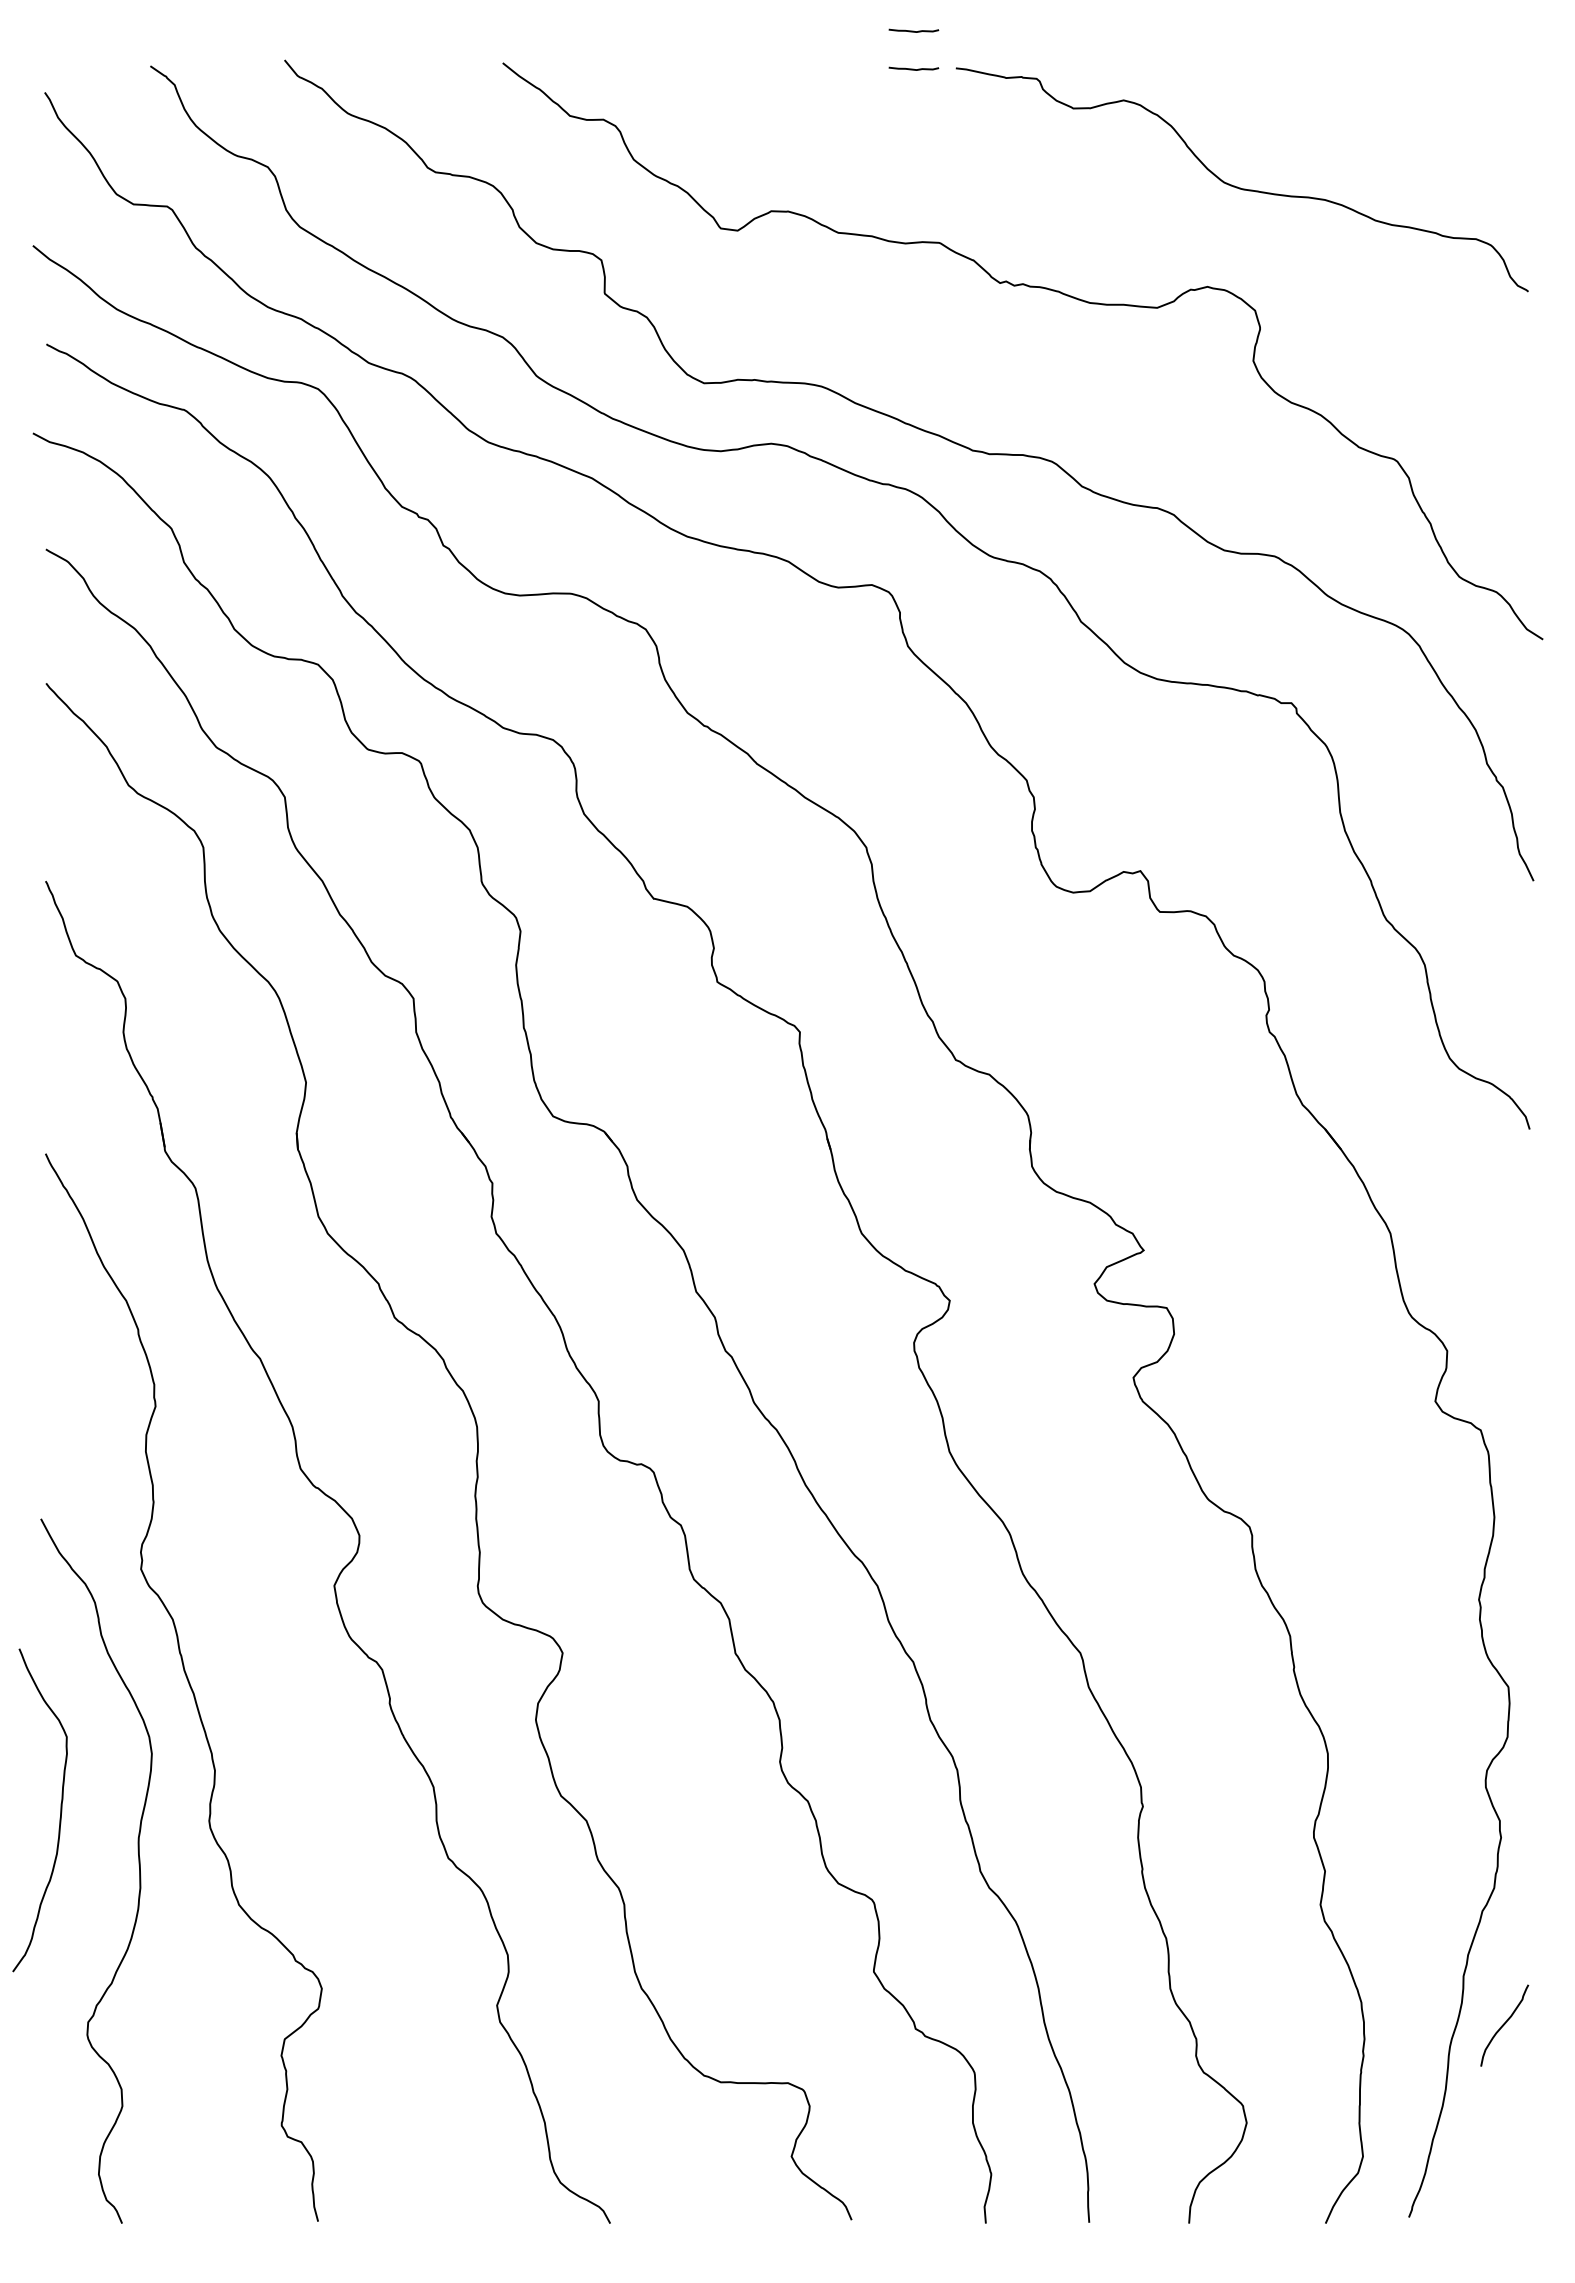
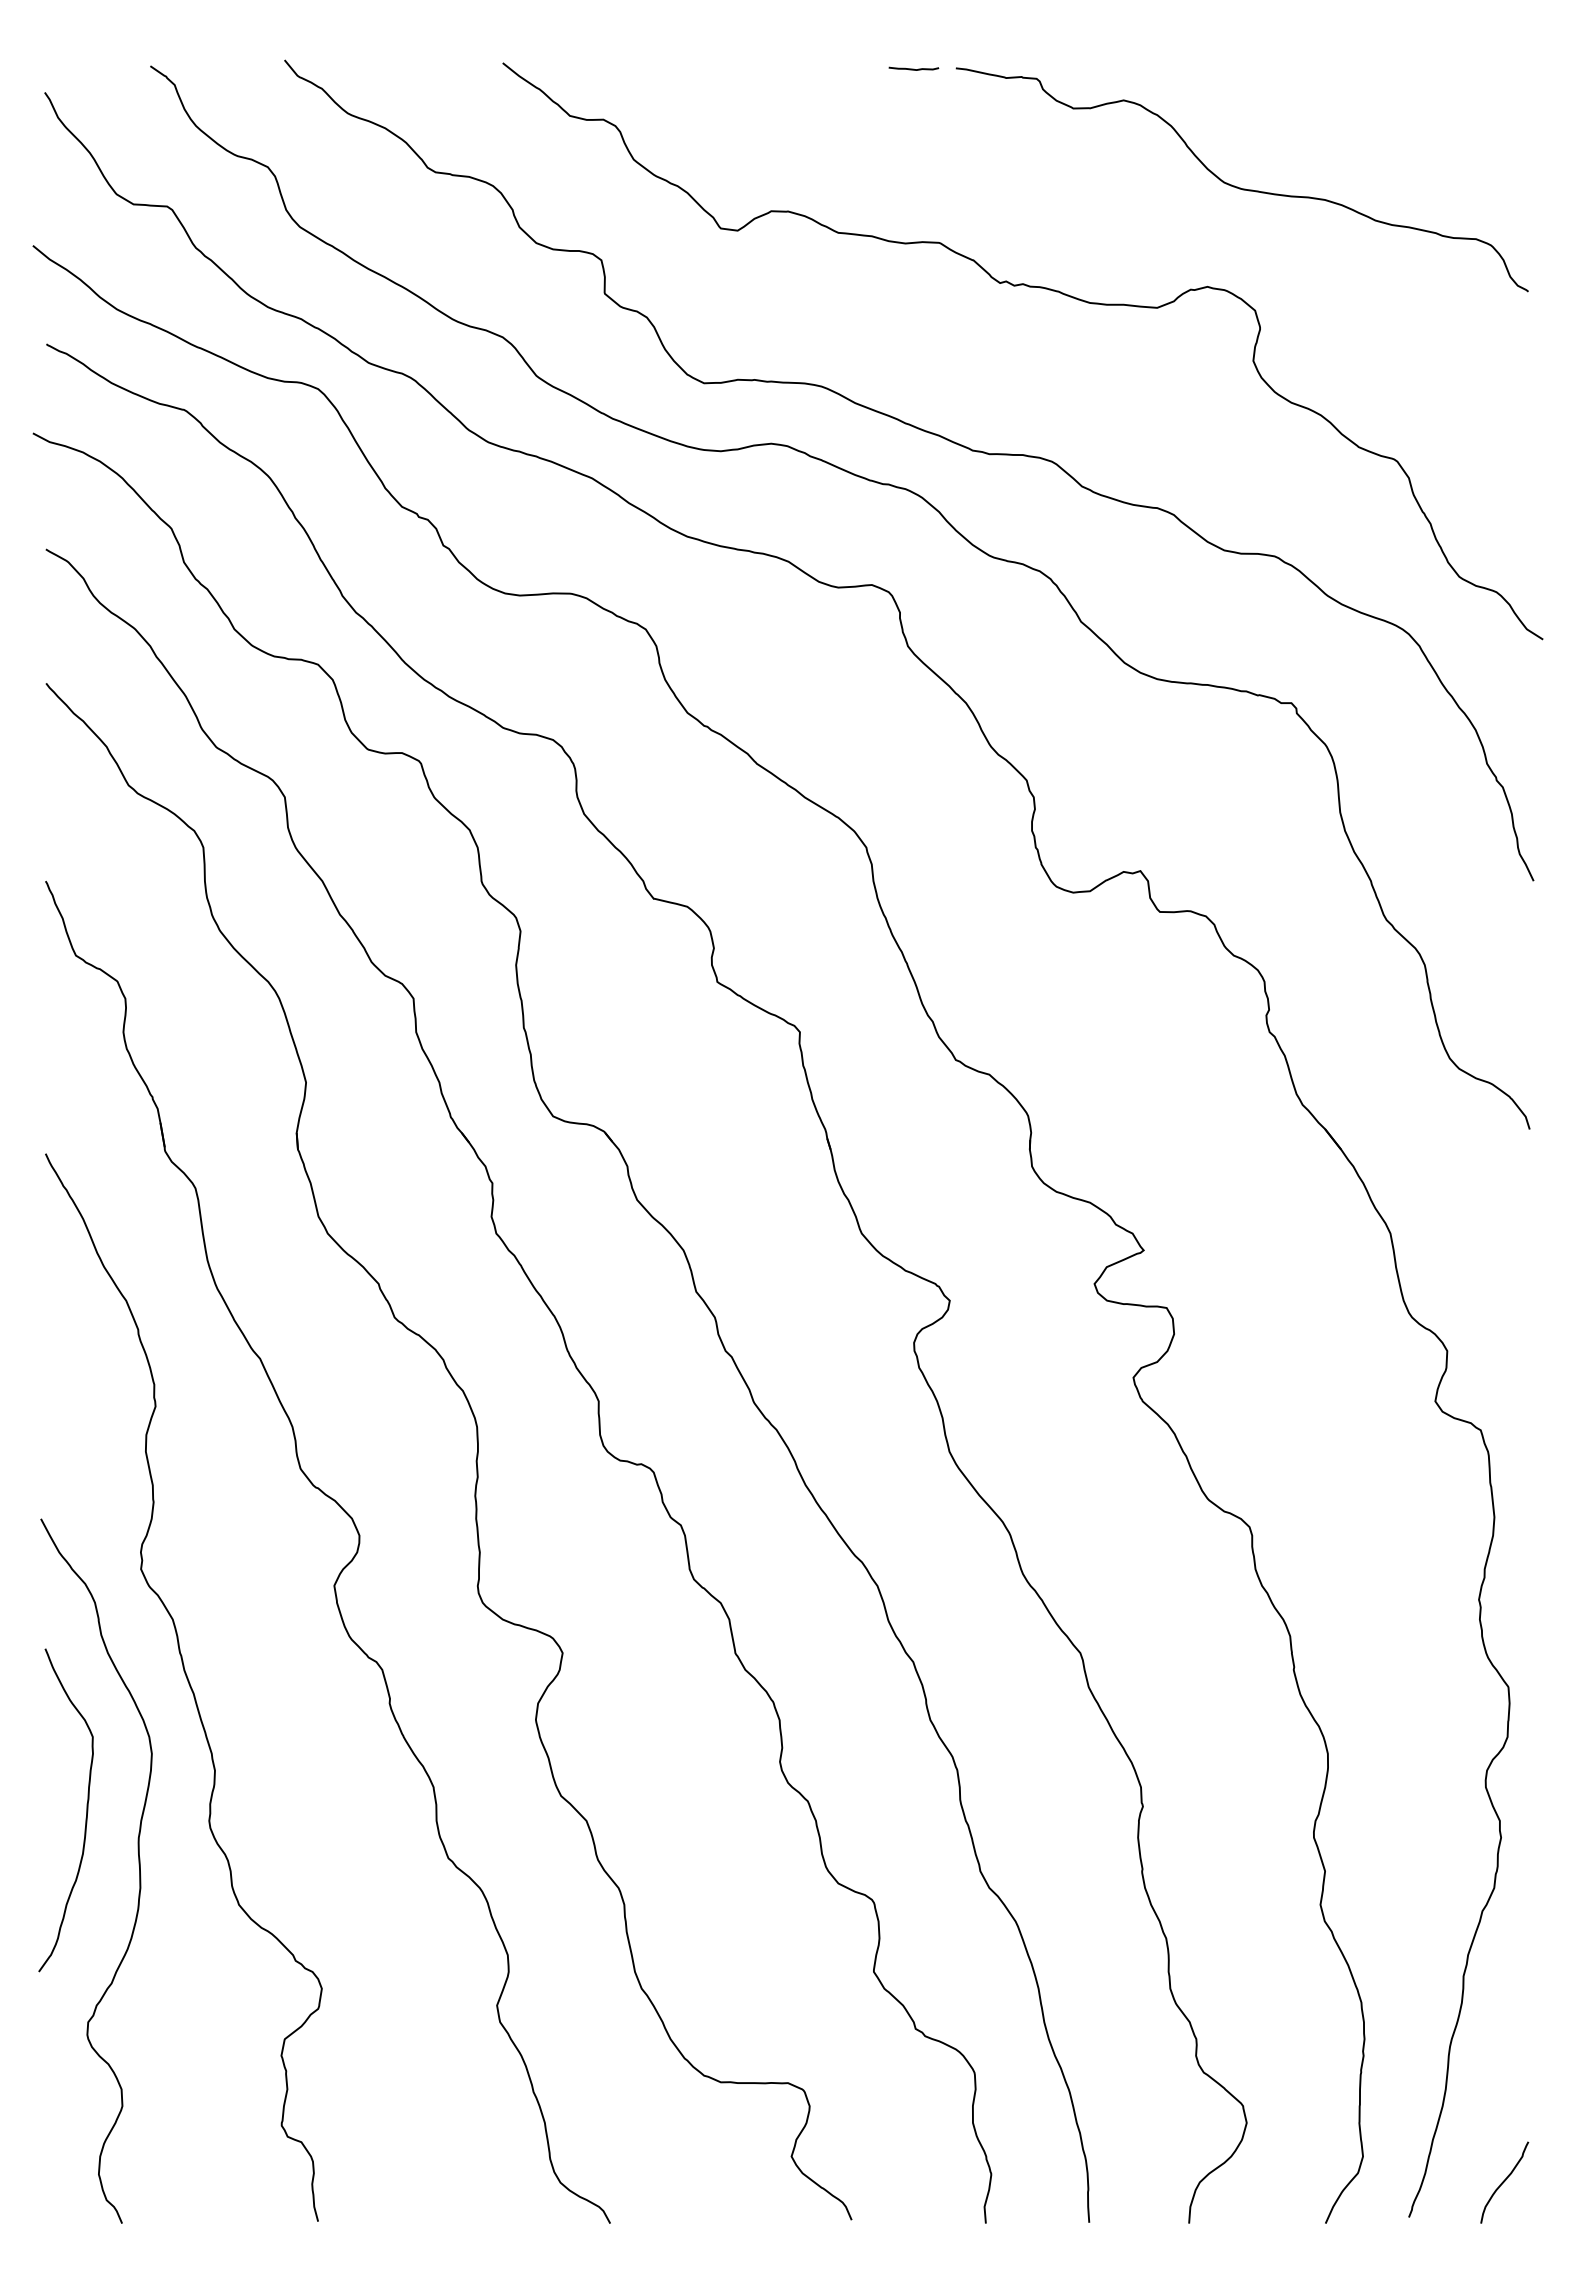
curve: present -> none (913, 30)
curve position: (60, 1810) -> (86, 1810) (86, 1810)
curve position: (1504, 2025) -> (1504, 2182) (1504, 2182)
